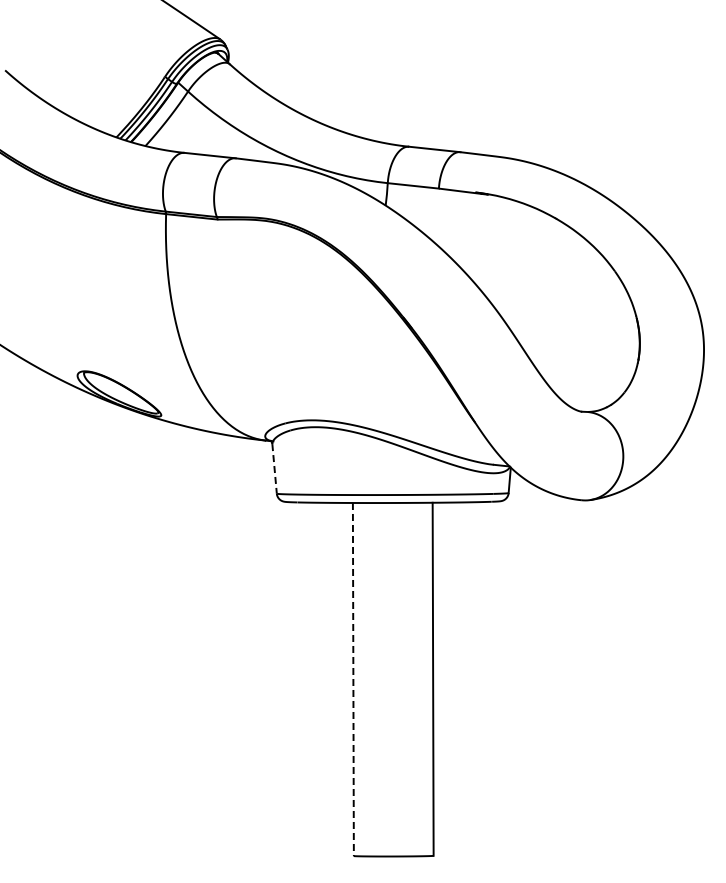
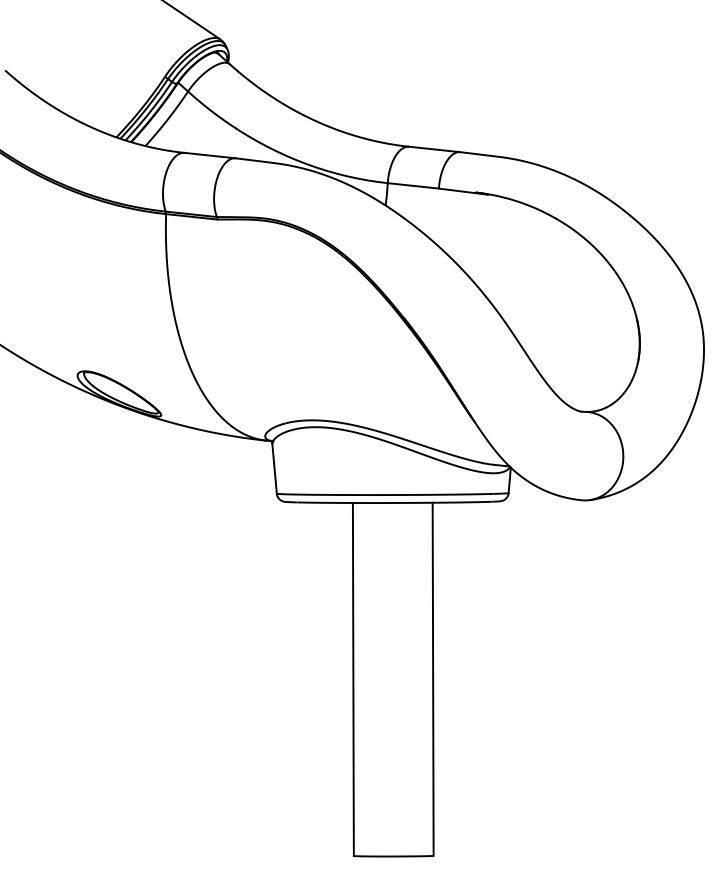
line: dashed -> solid (274, 468)
line: dashed -> solid (353, 679)
